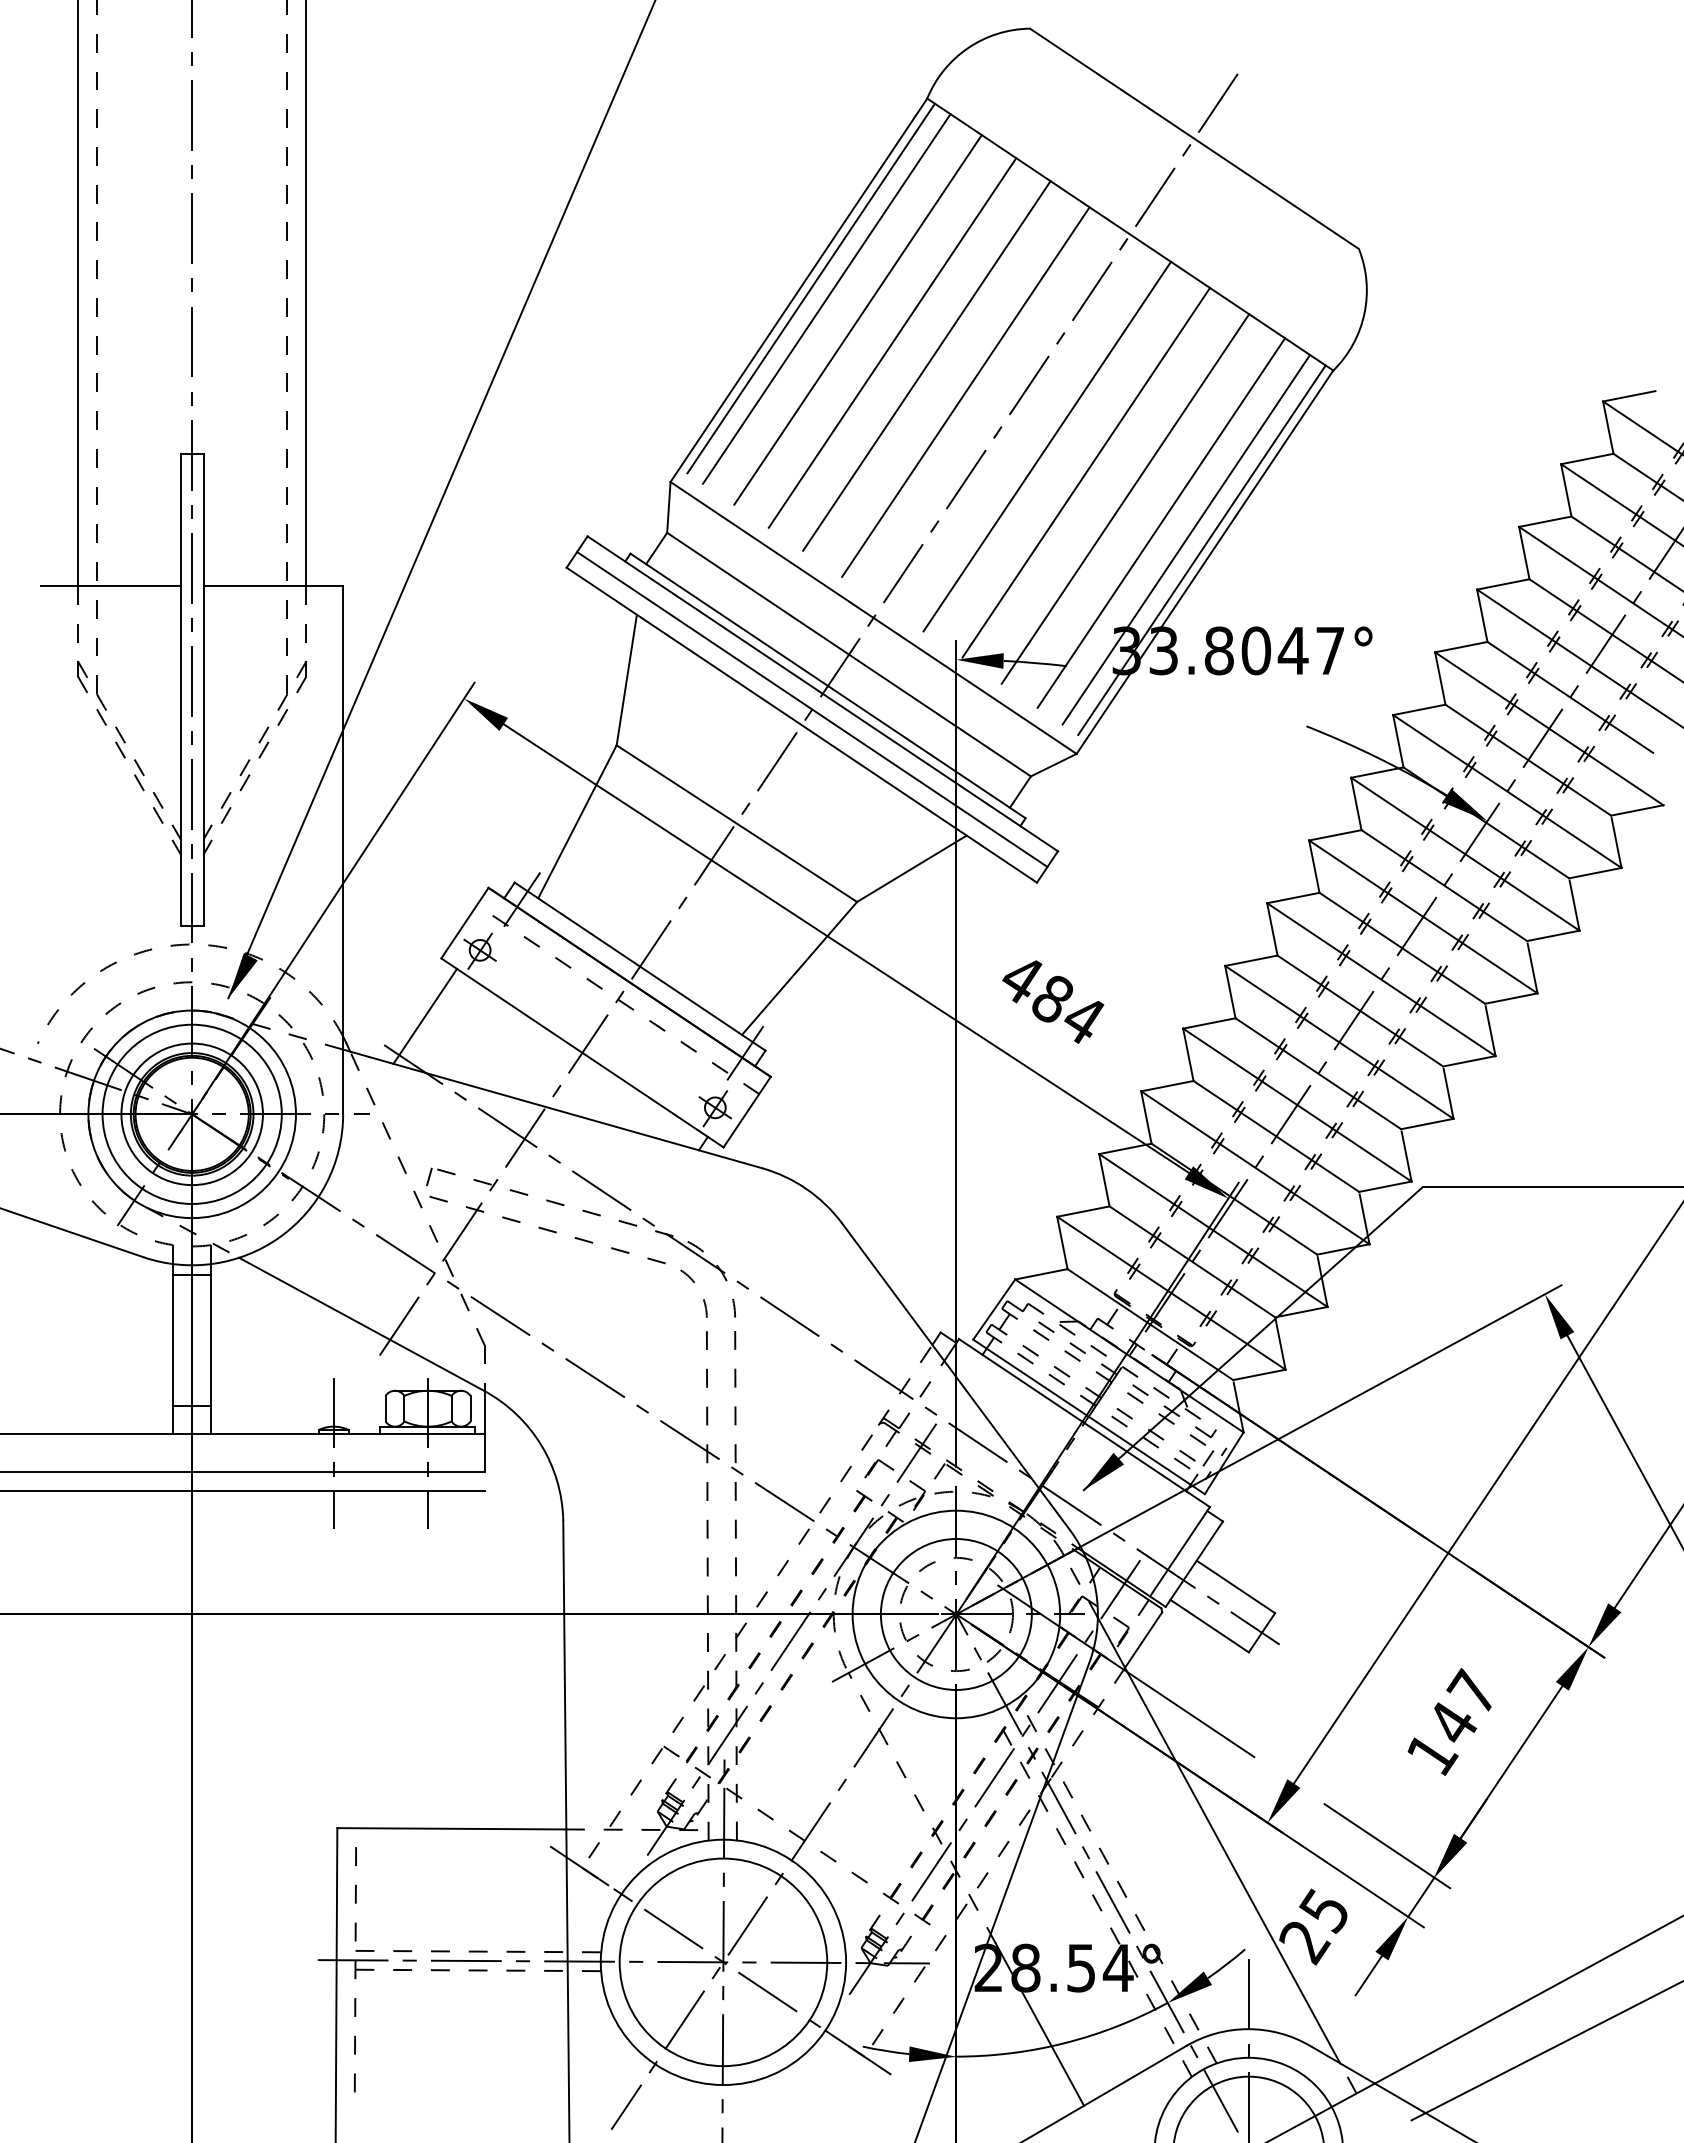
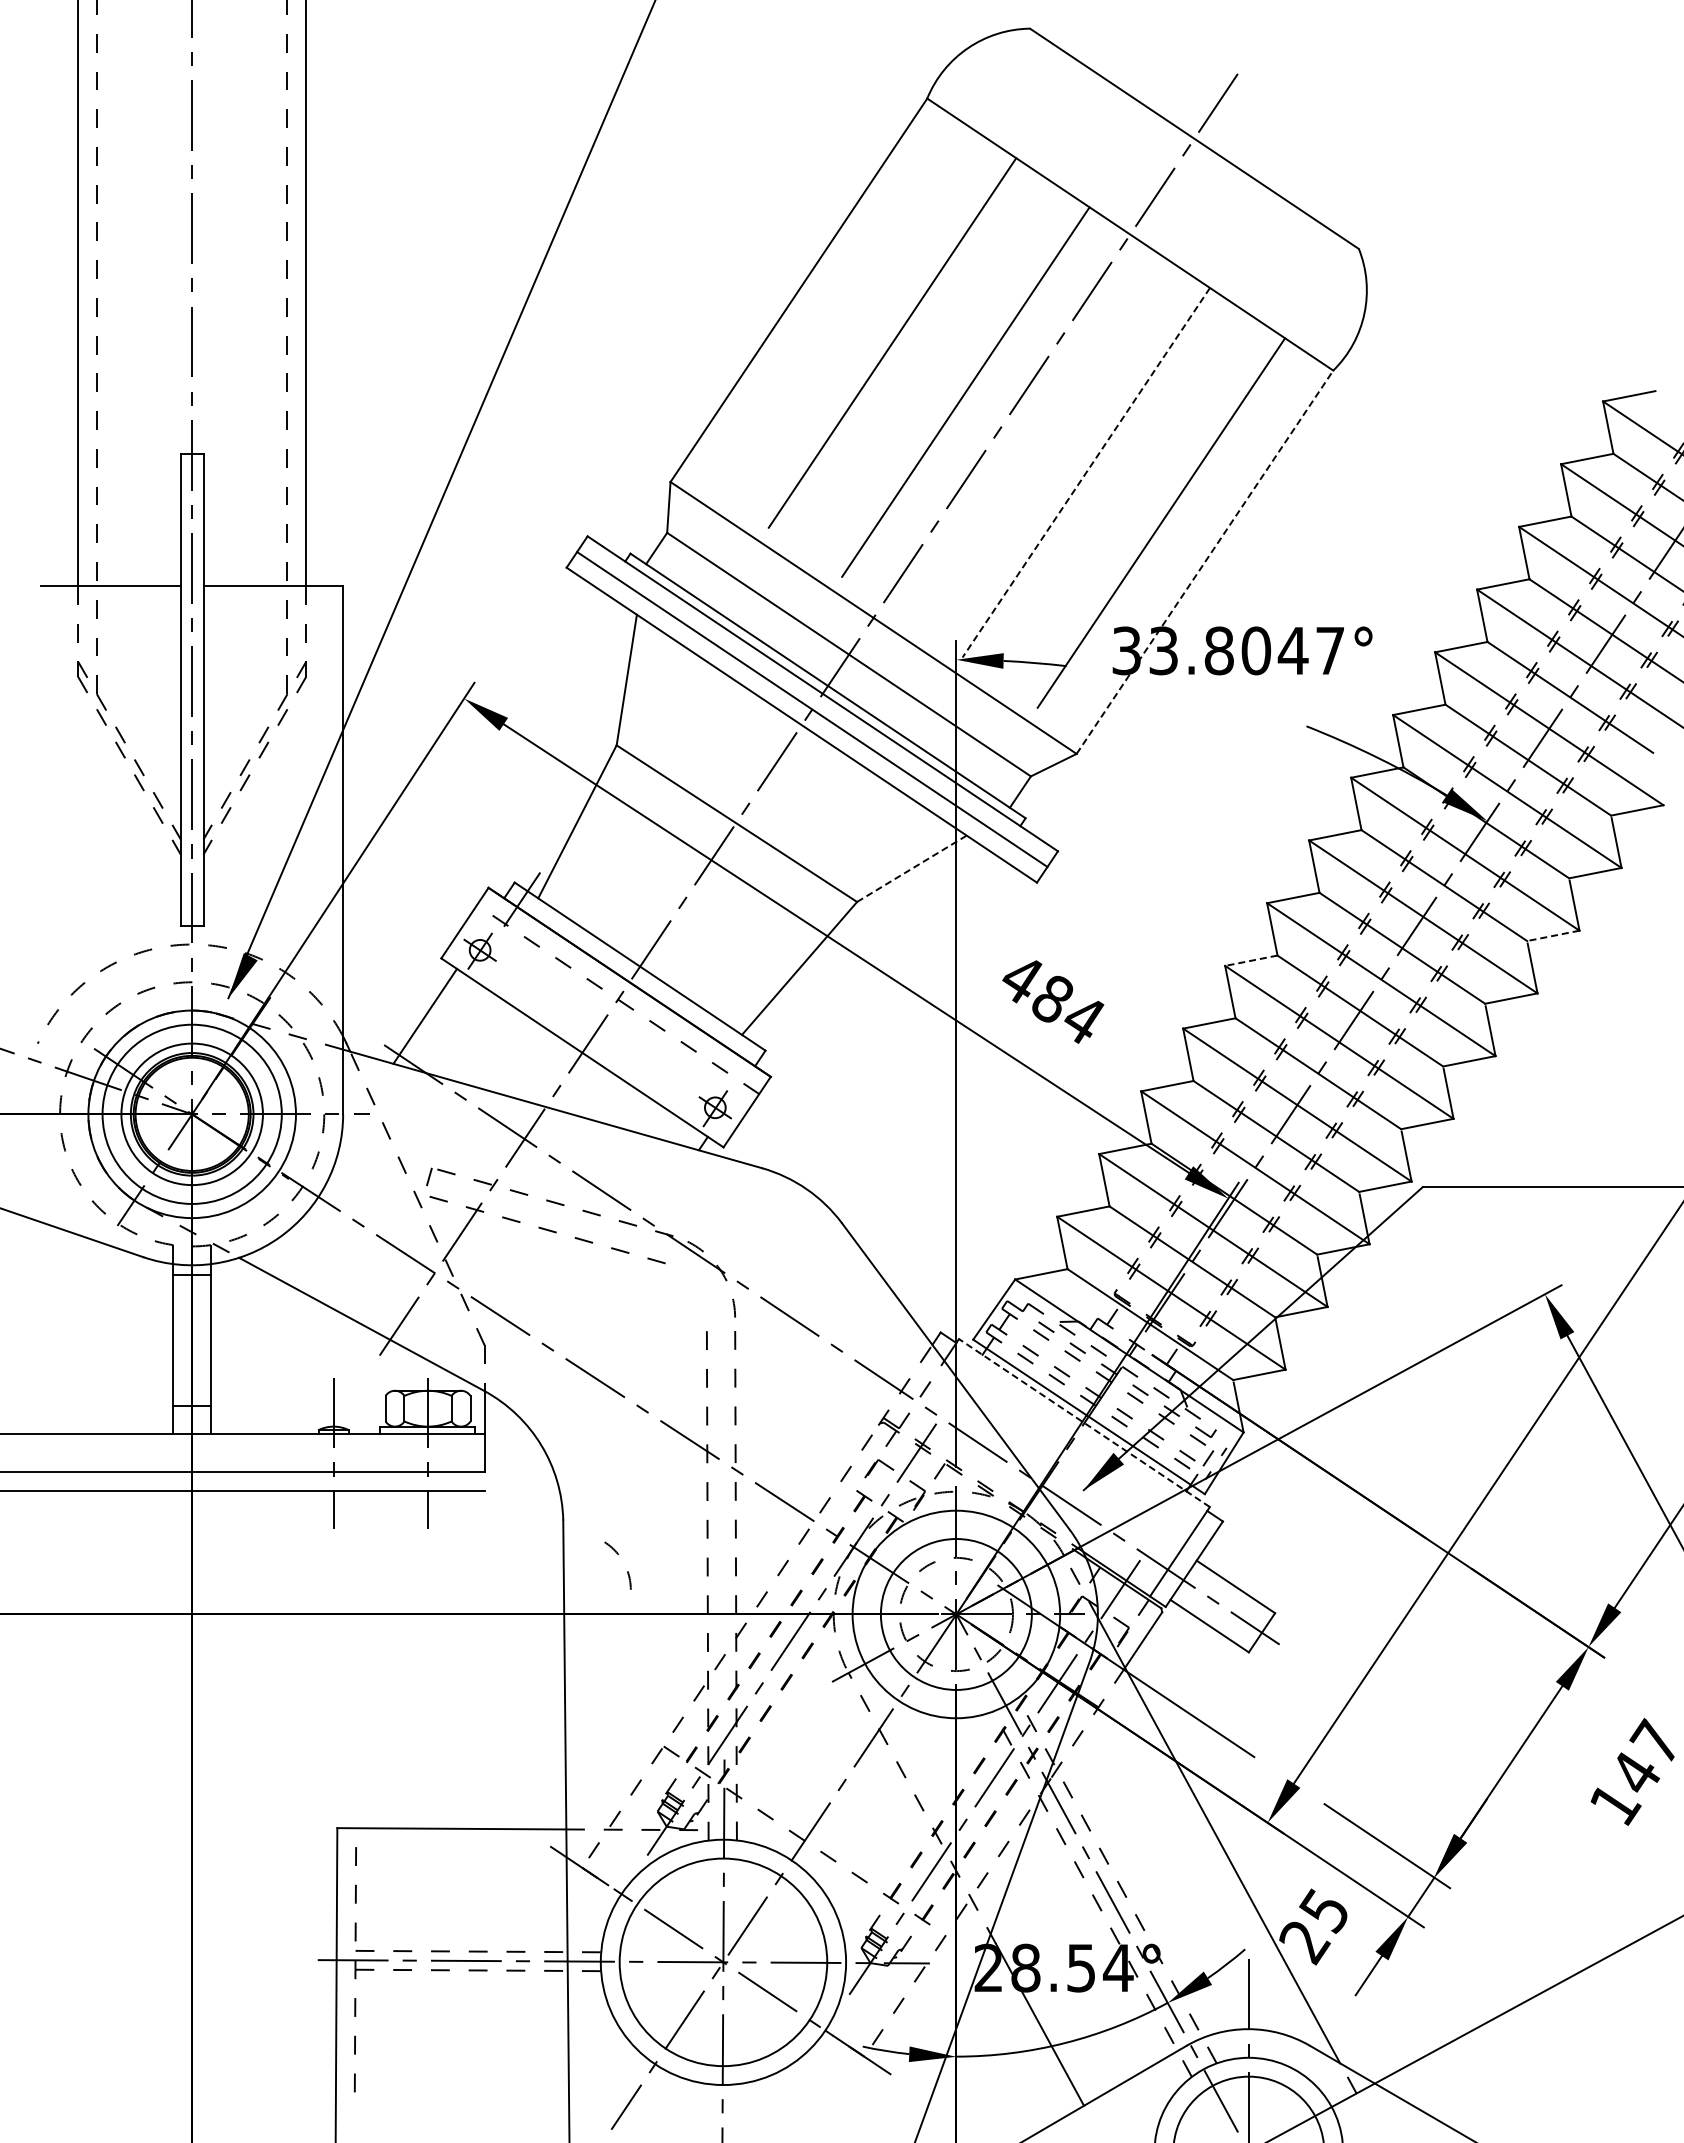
line: present -> none (810, 288)
line: present -> none (826, 298)
line: present -> none (857, 319)
line: present -> none (926, 365)
line: present -> none (1046, 446)
line: solid -> dashed (1086, 473)
line: present -> none (1125, 498)
line: present -> none (1186, 539)
line: present -> none (1201, 550)
line: solid -> dashed (1204, 562)
line: solid -> dashed (912, 868)
line: solid -> dashed (1553, 935)
line: solid -> dashed (1251, 960)
line: present -> none (745, 1053)
arc position: (693, 1282) -> (617, 1554) (617, 1554)
line: solid -> dashed (1084, 1423)
text position: (1449, 1721) -> (1632, 1771) (1632, 1771)
line: present -> none (1545, 2051)
